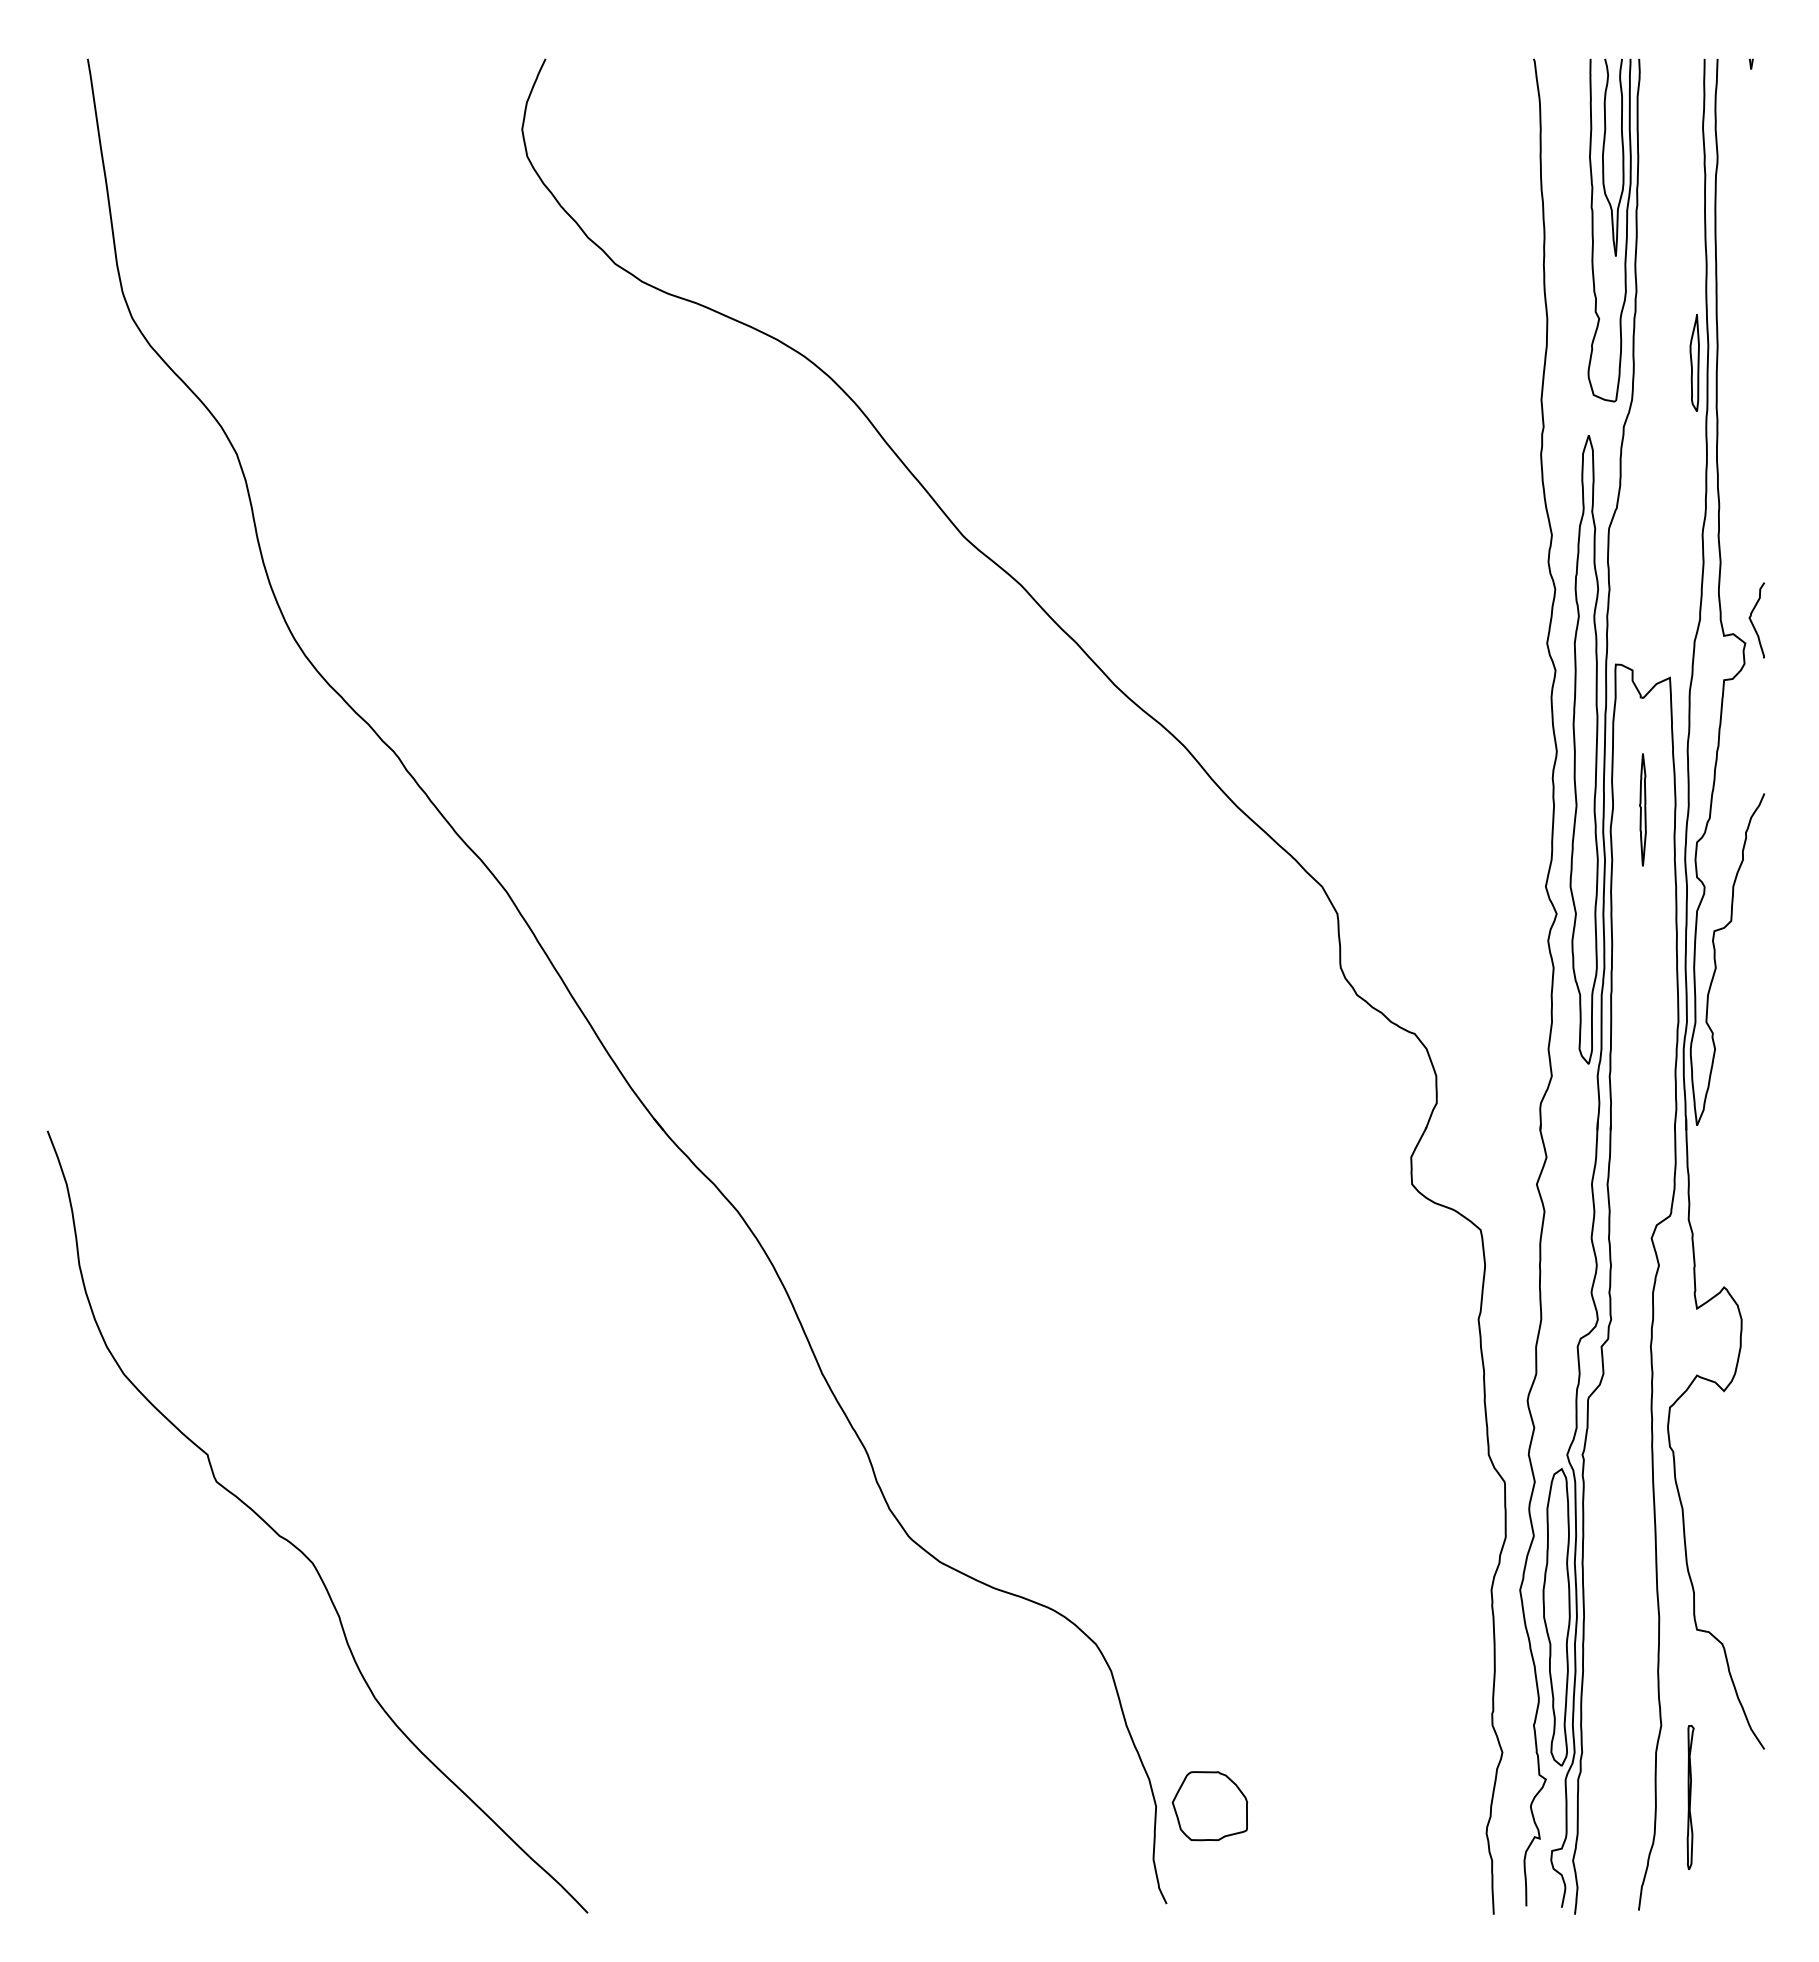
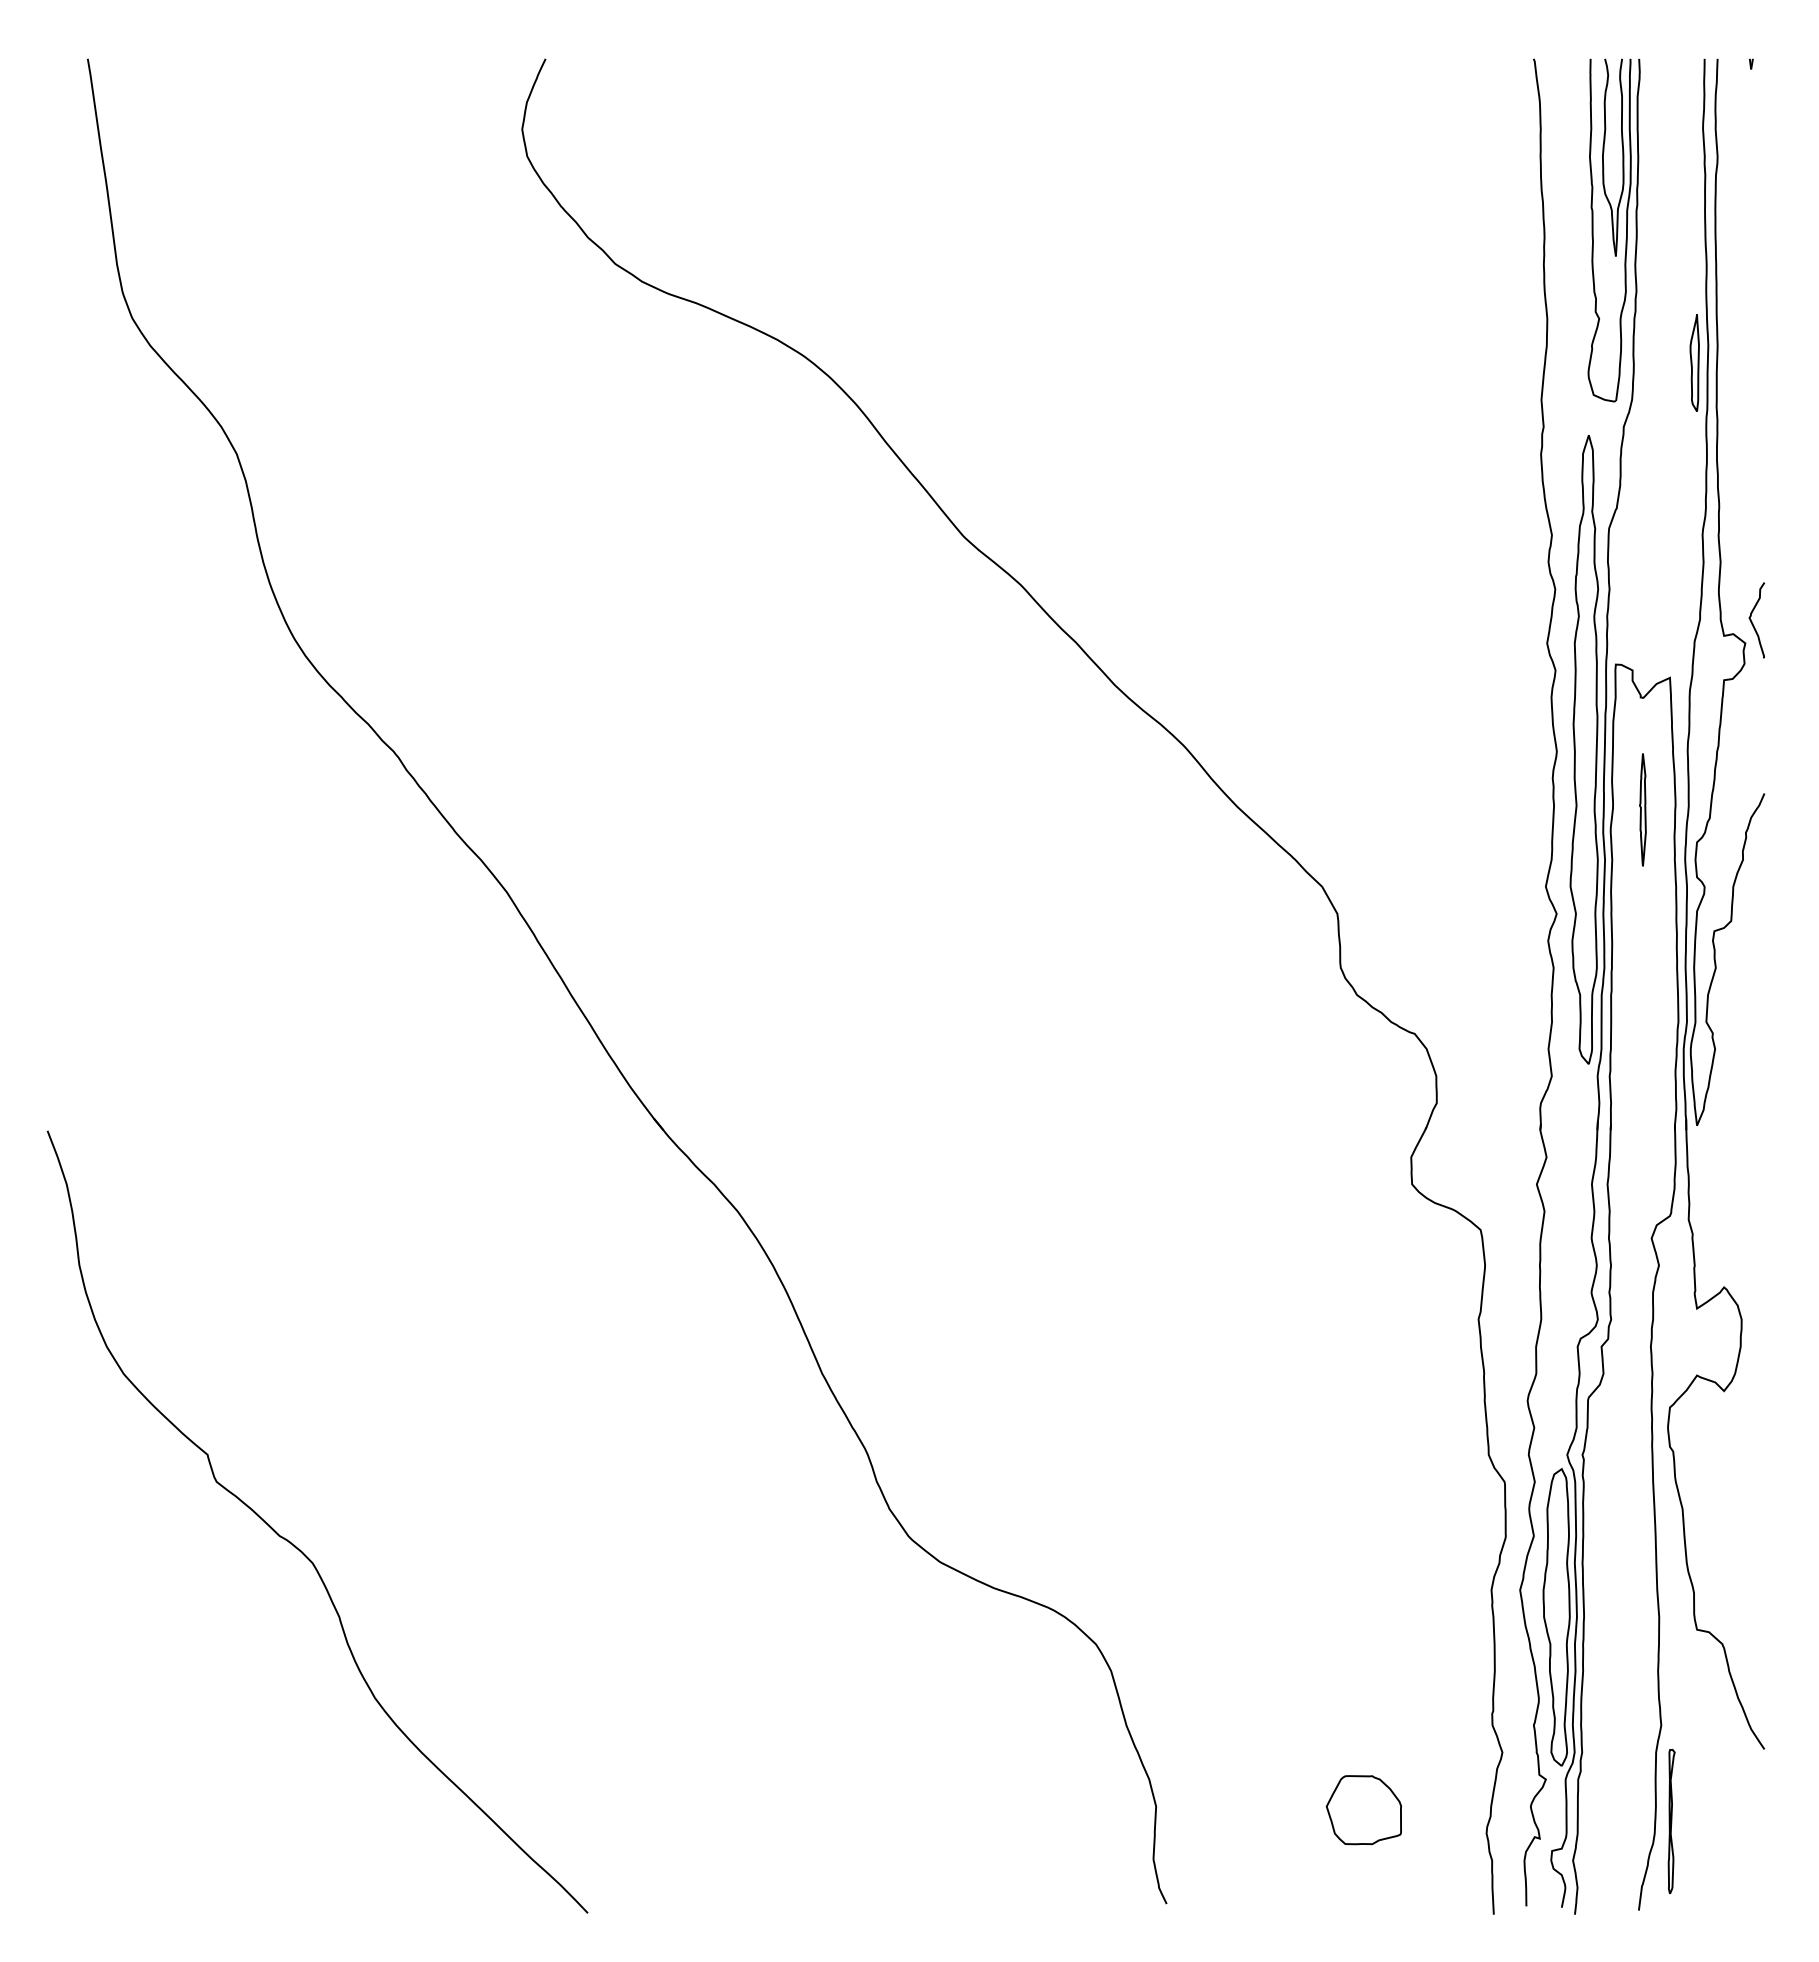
part position: (1690, 1797) -> (1671, 1821) (1671, 1821)
part position: (1209, 1806) -> (1363, 1810) (1363, 1810)
